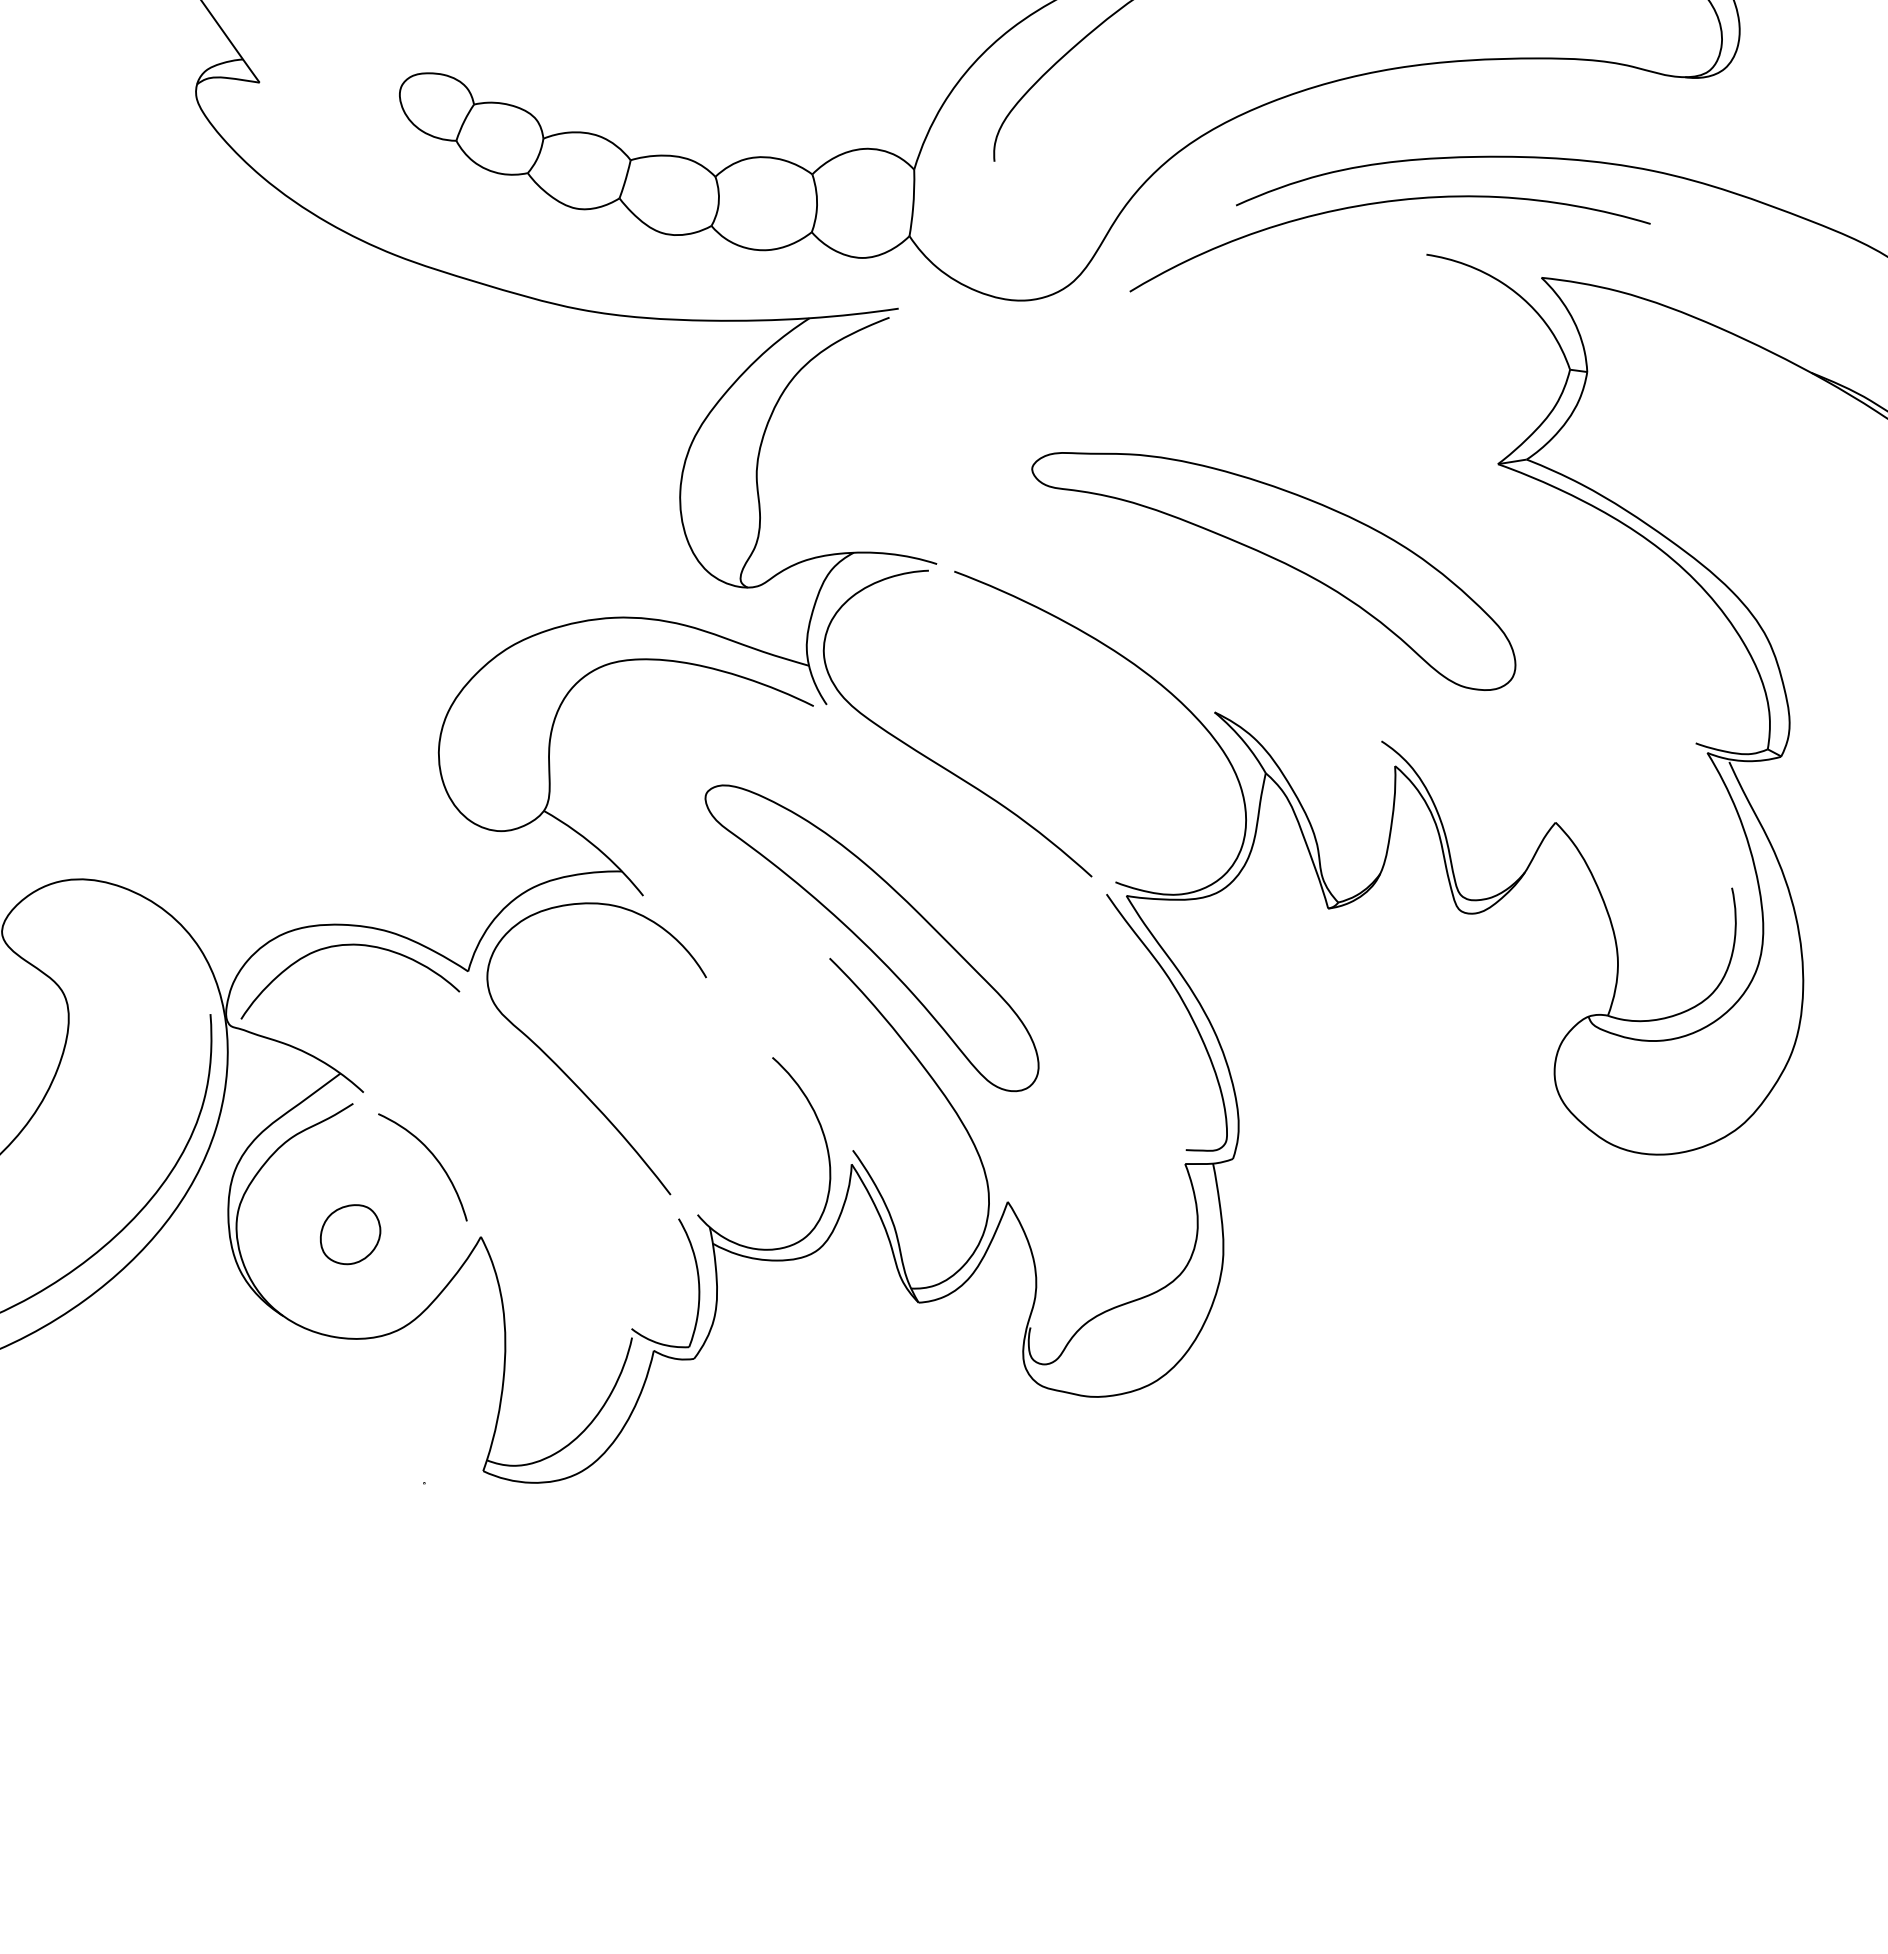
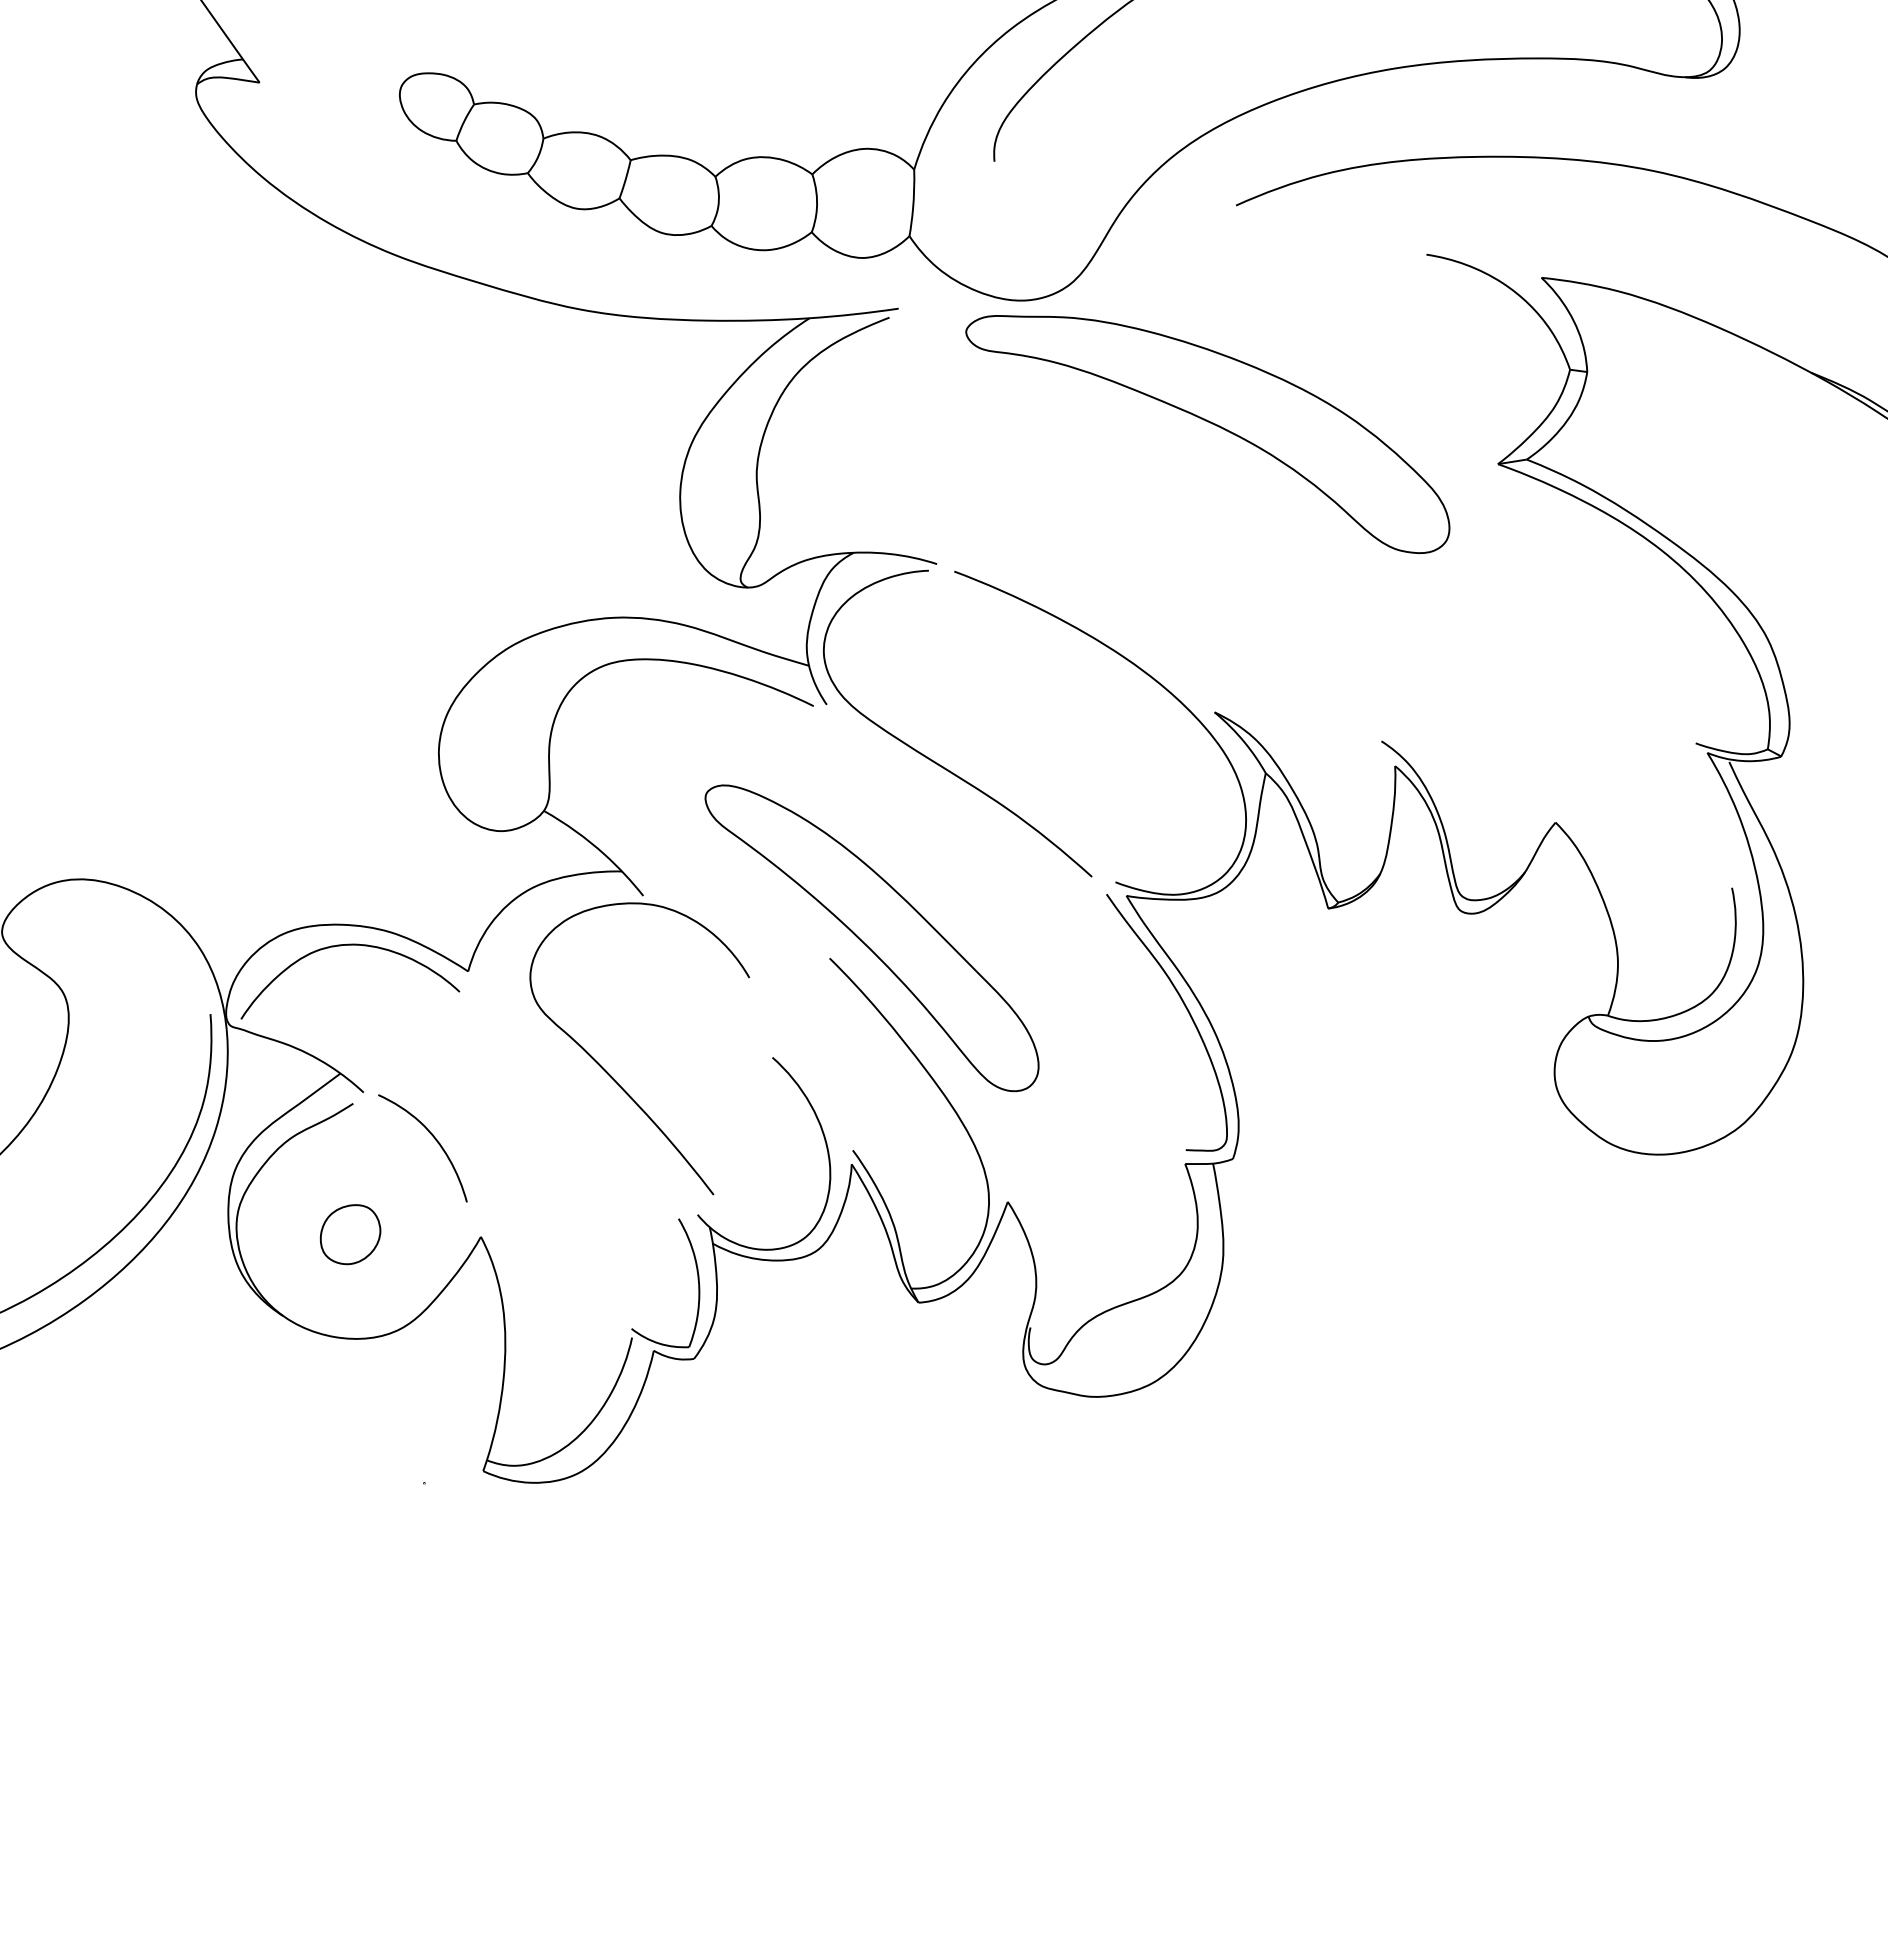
curve: present -> none (1382, 203)
part position: (1278, 561) -> (1212, 424) (1212, 424)
curve position: (568, 1075) -> (611, 1075) (611, 1075)
curve position: (434, 1158) -> (434, 1139) (434, 1139)
